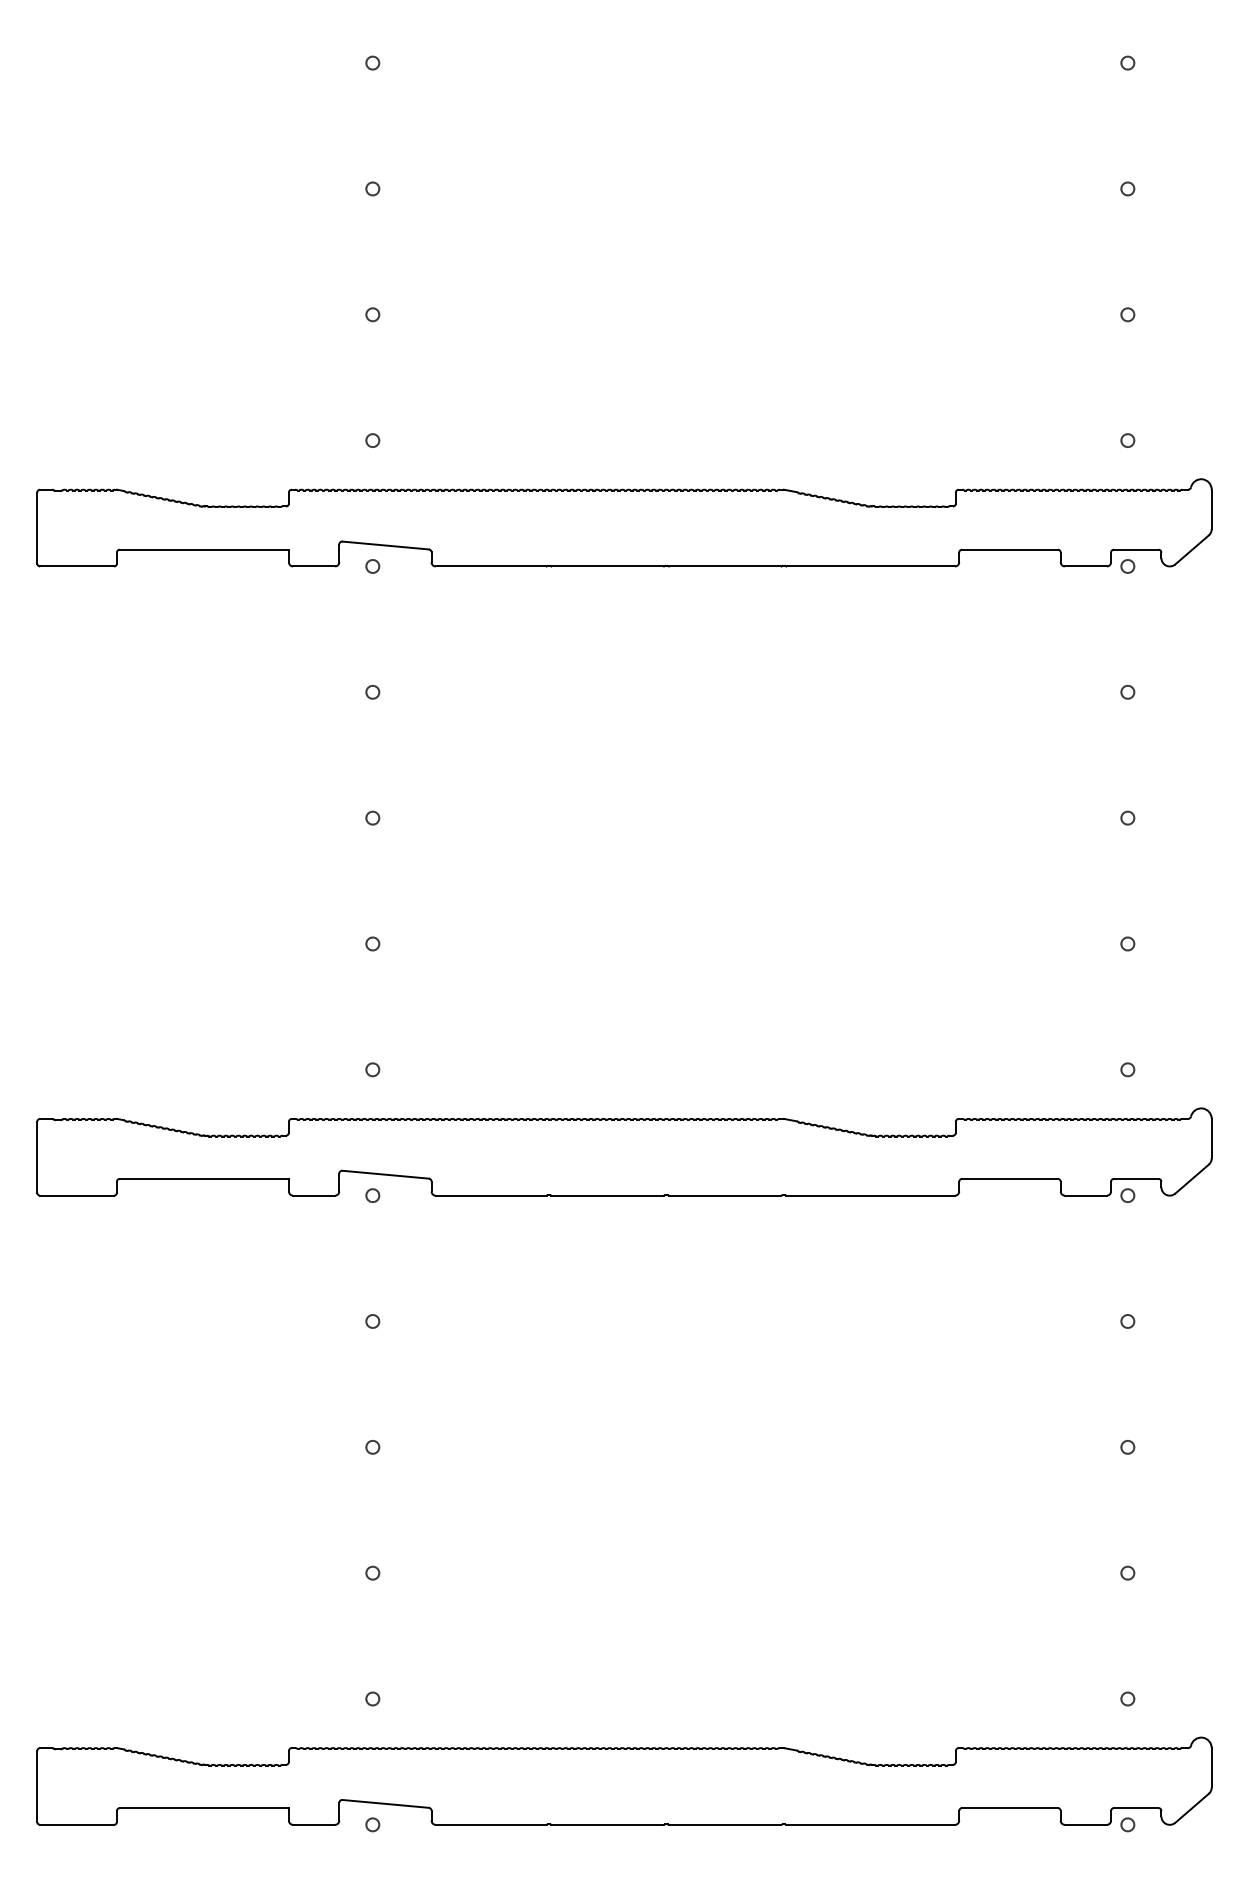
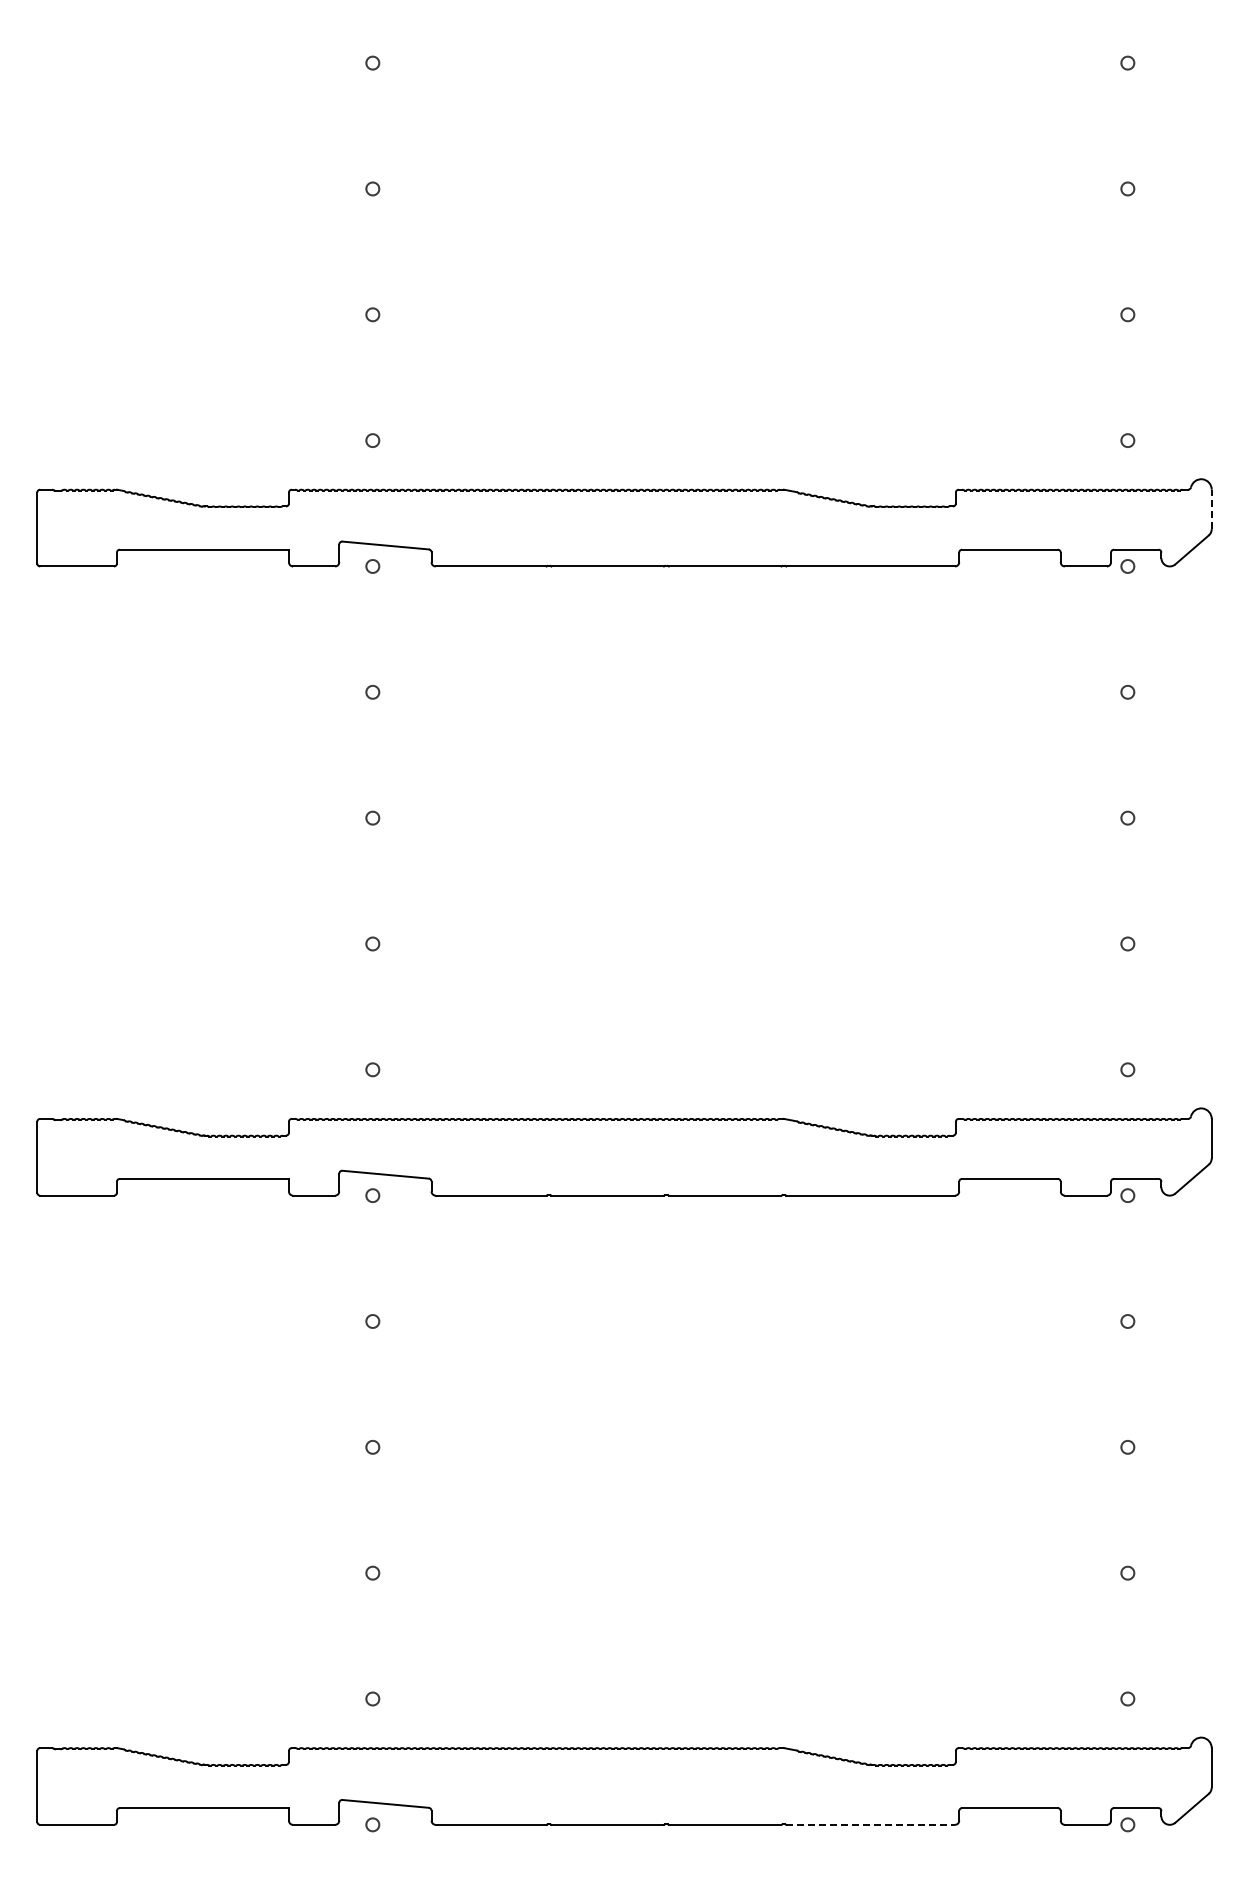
line: solid -> dashed (1211, 509)
line: solid -> dashed (871, 1824)
